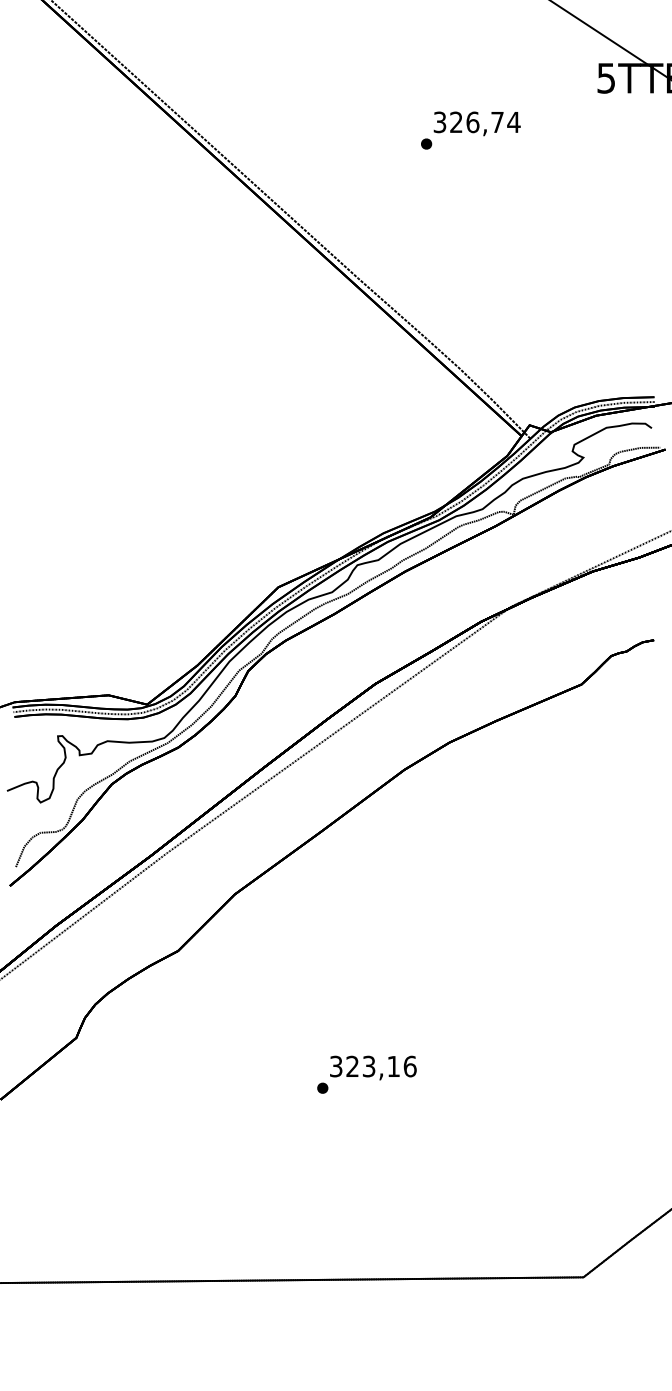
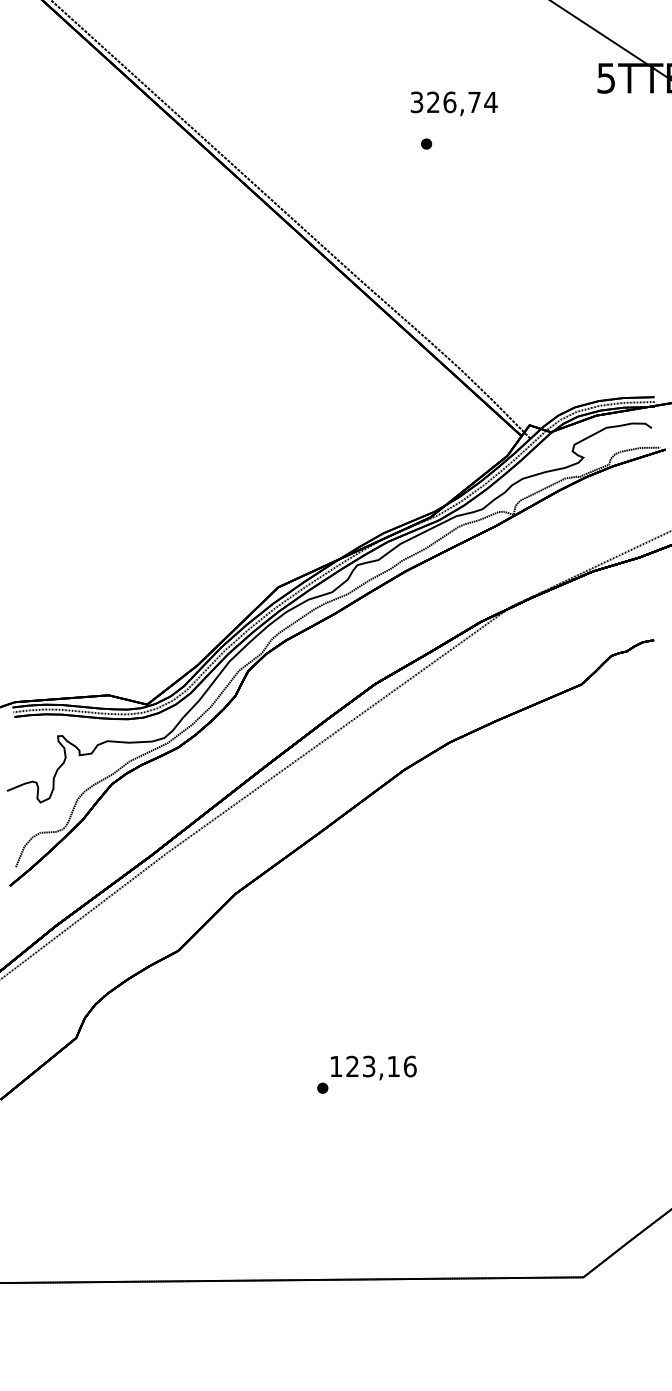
text position: (476, 123) -> (453, 103) (453, 103)
text: 323,16 -> 123,16 (336, 1066)
